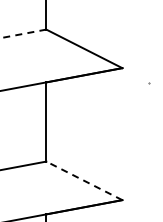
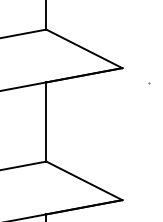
line: dashed -> solid (22, 34)
line: dashed -> solid (84, 180)
